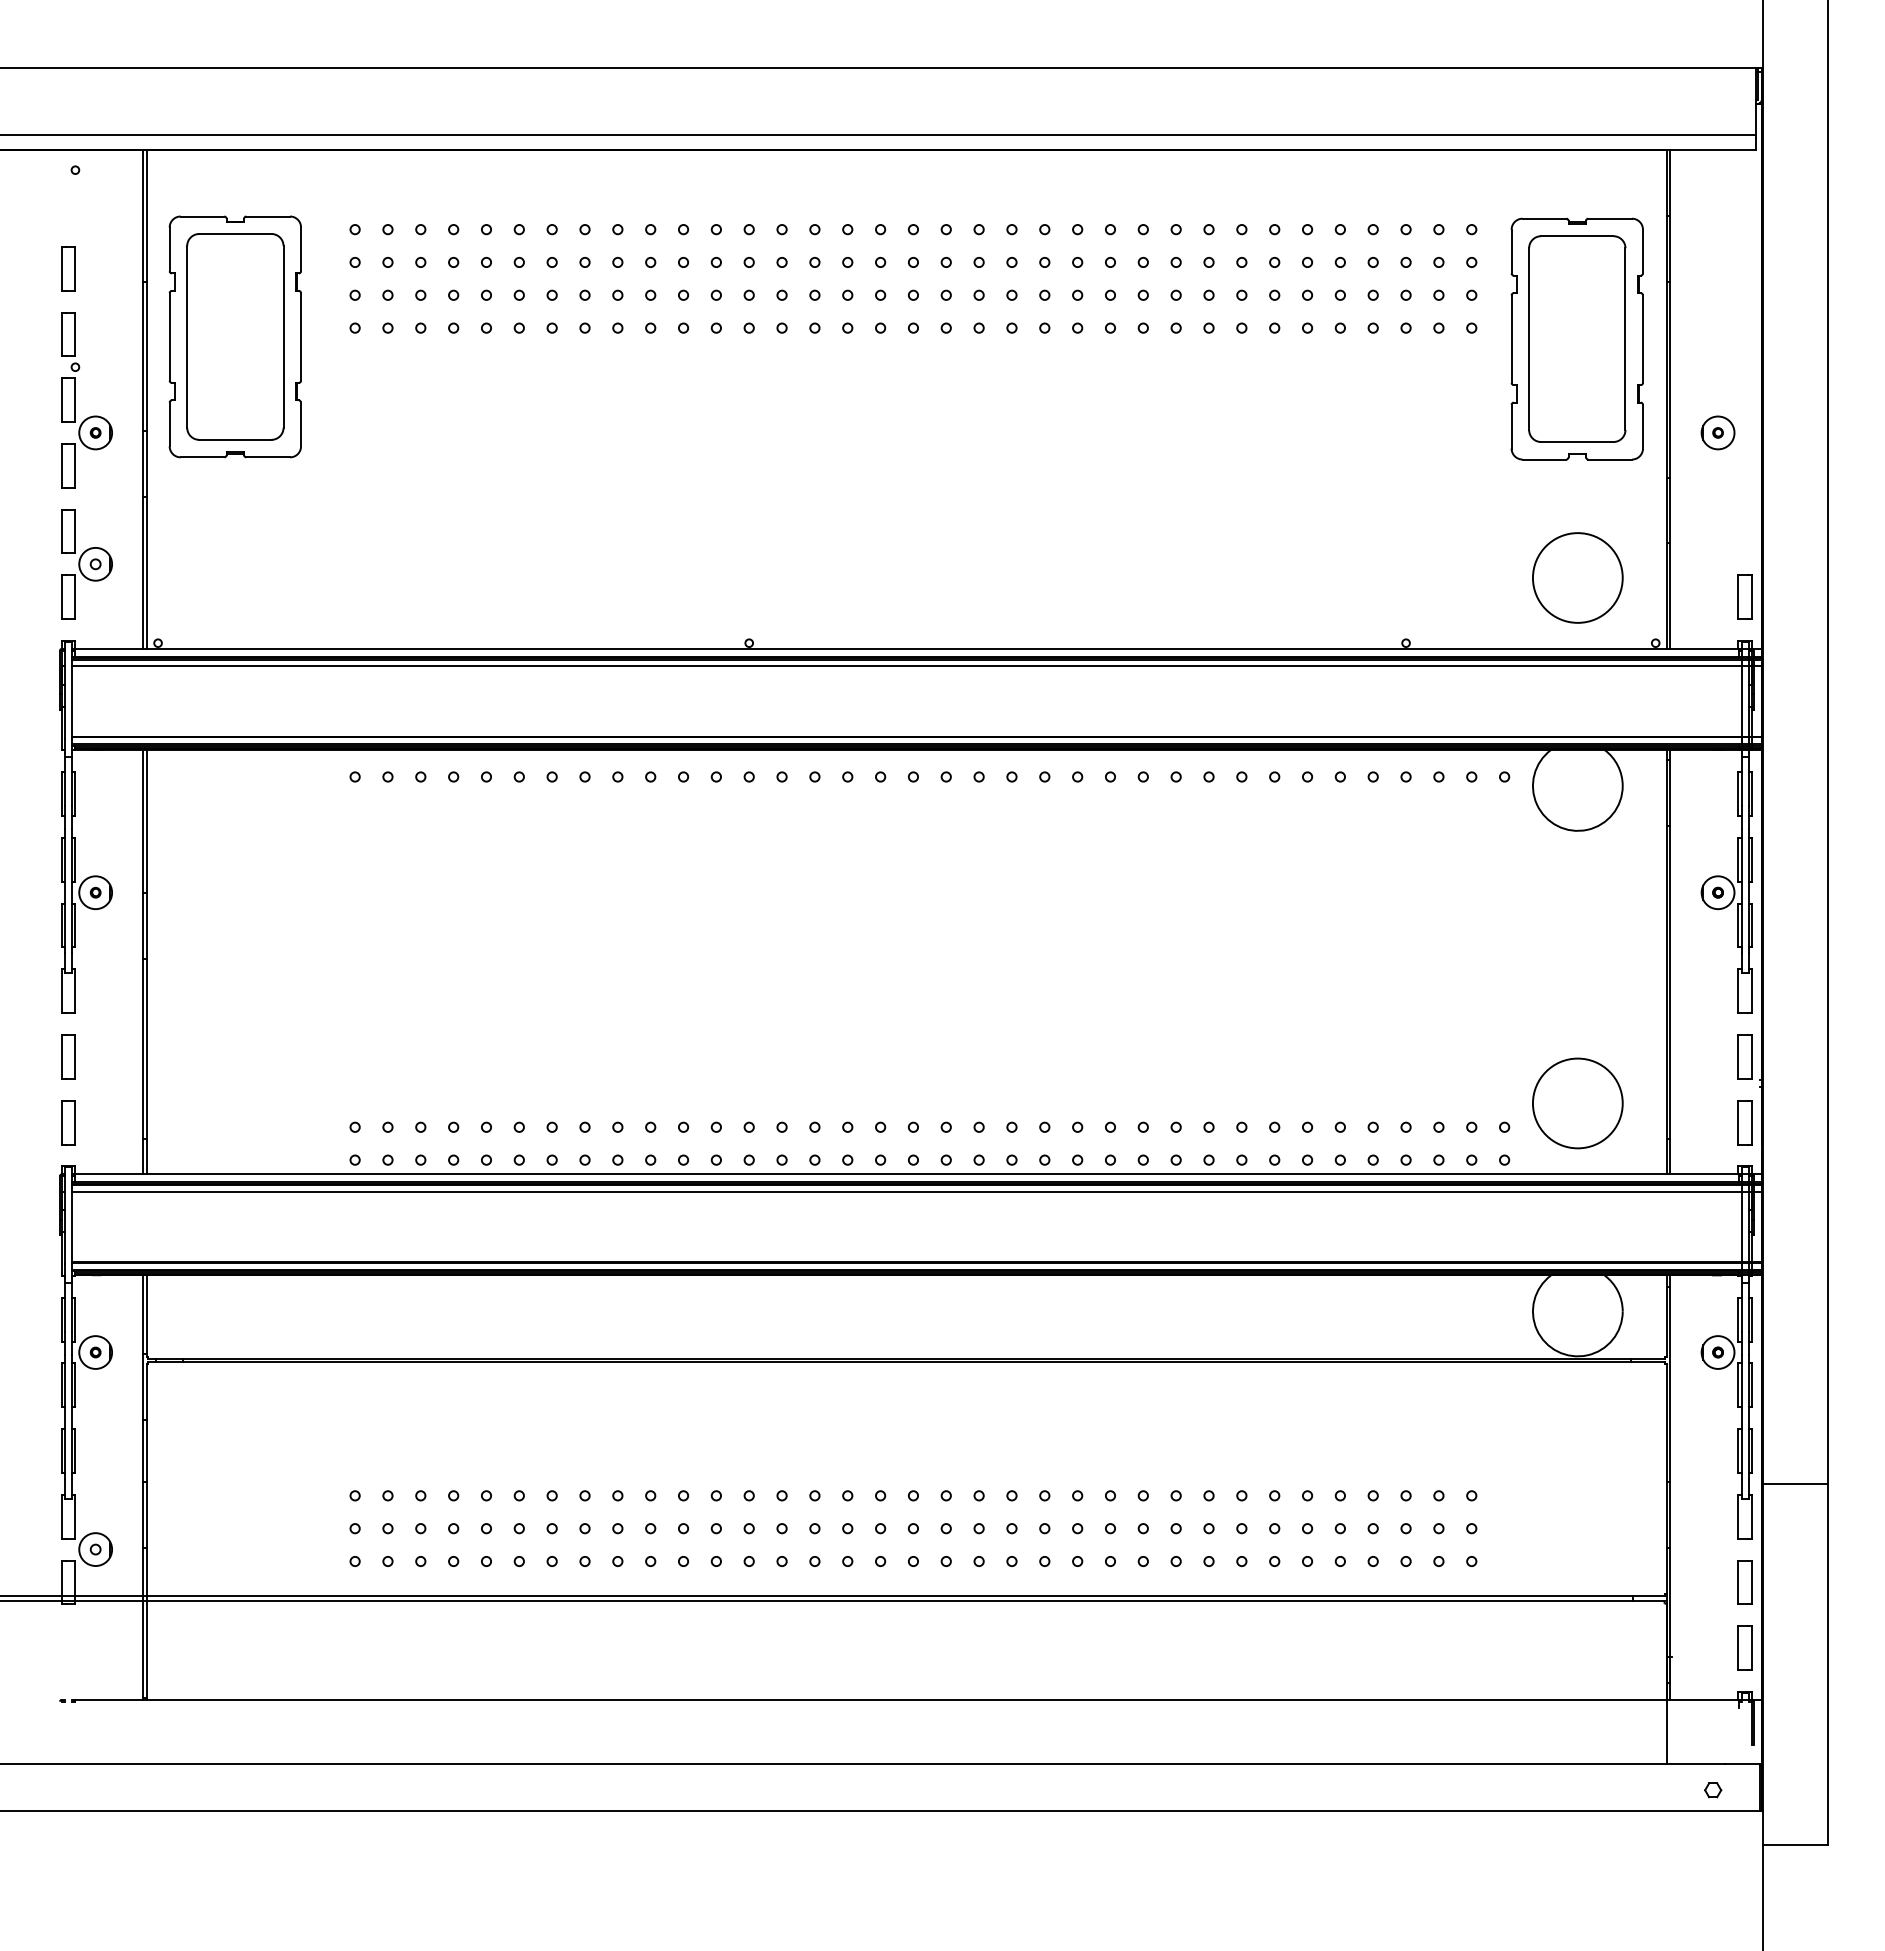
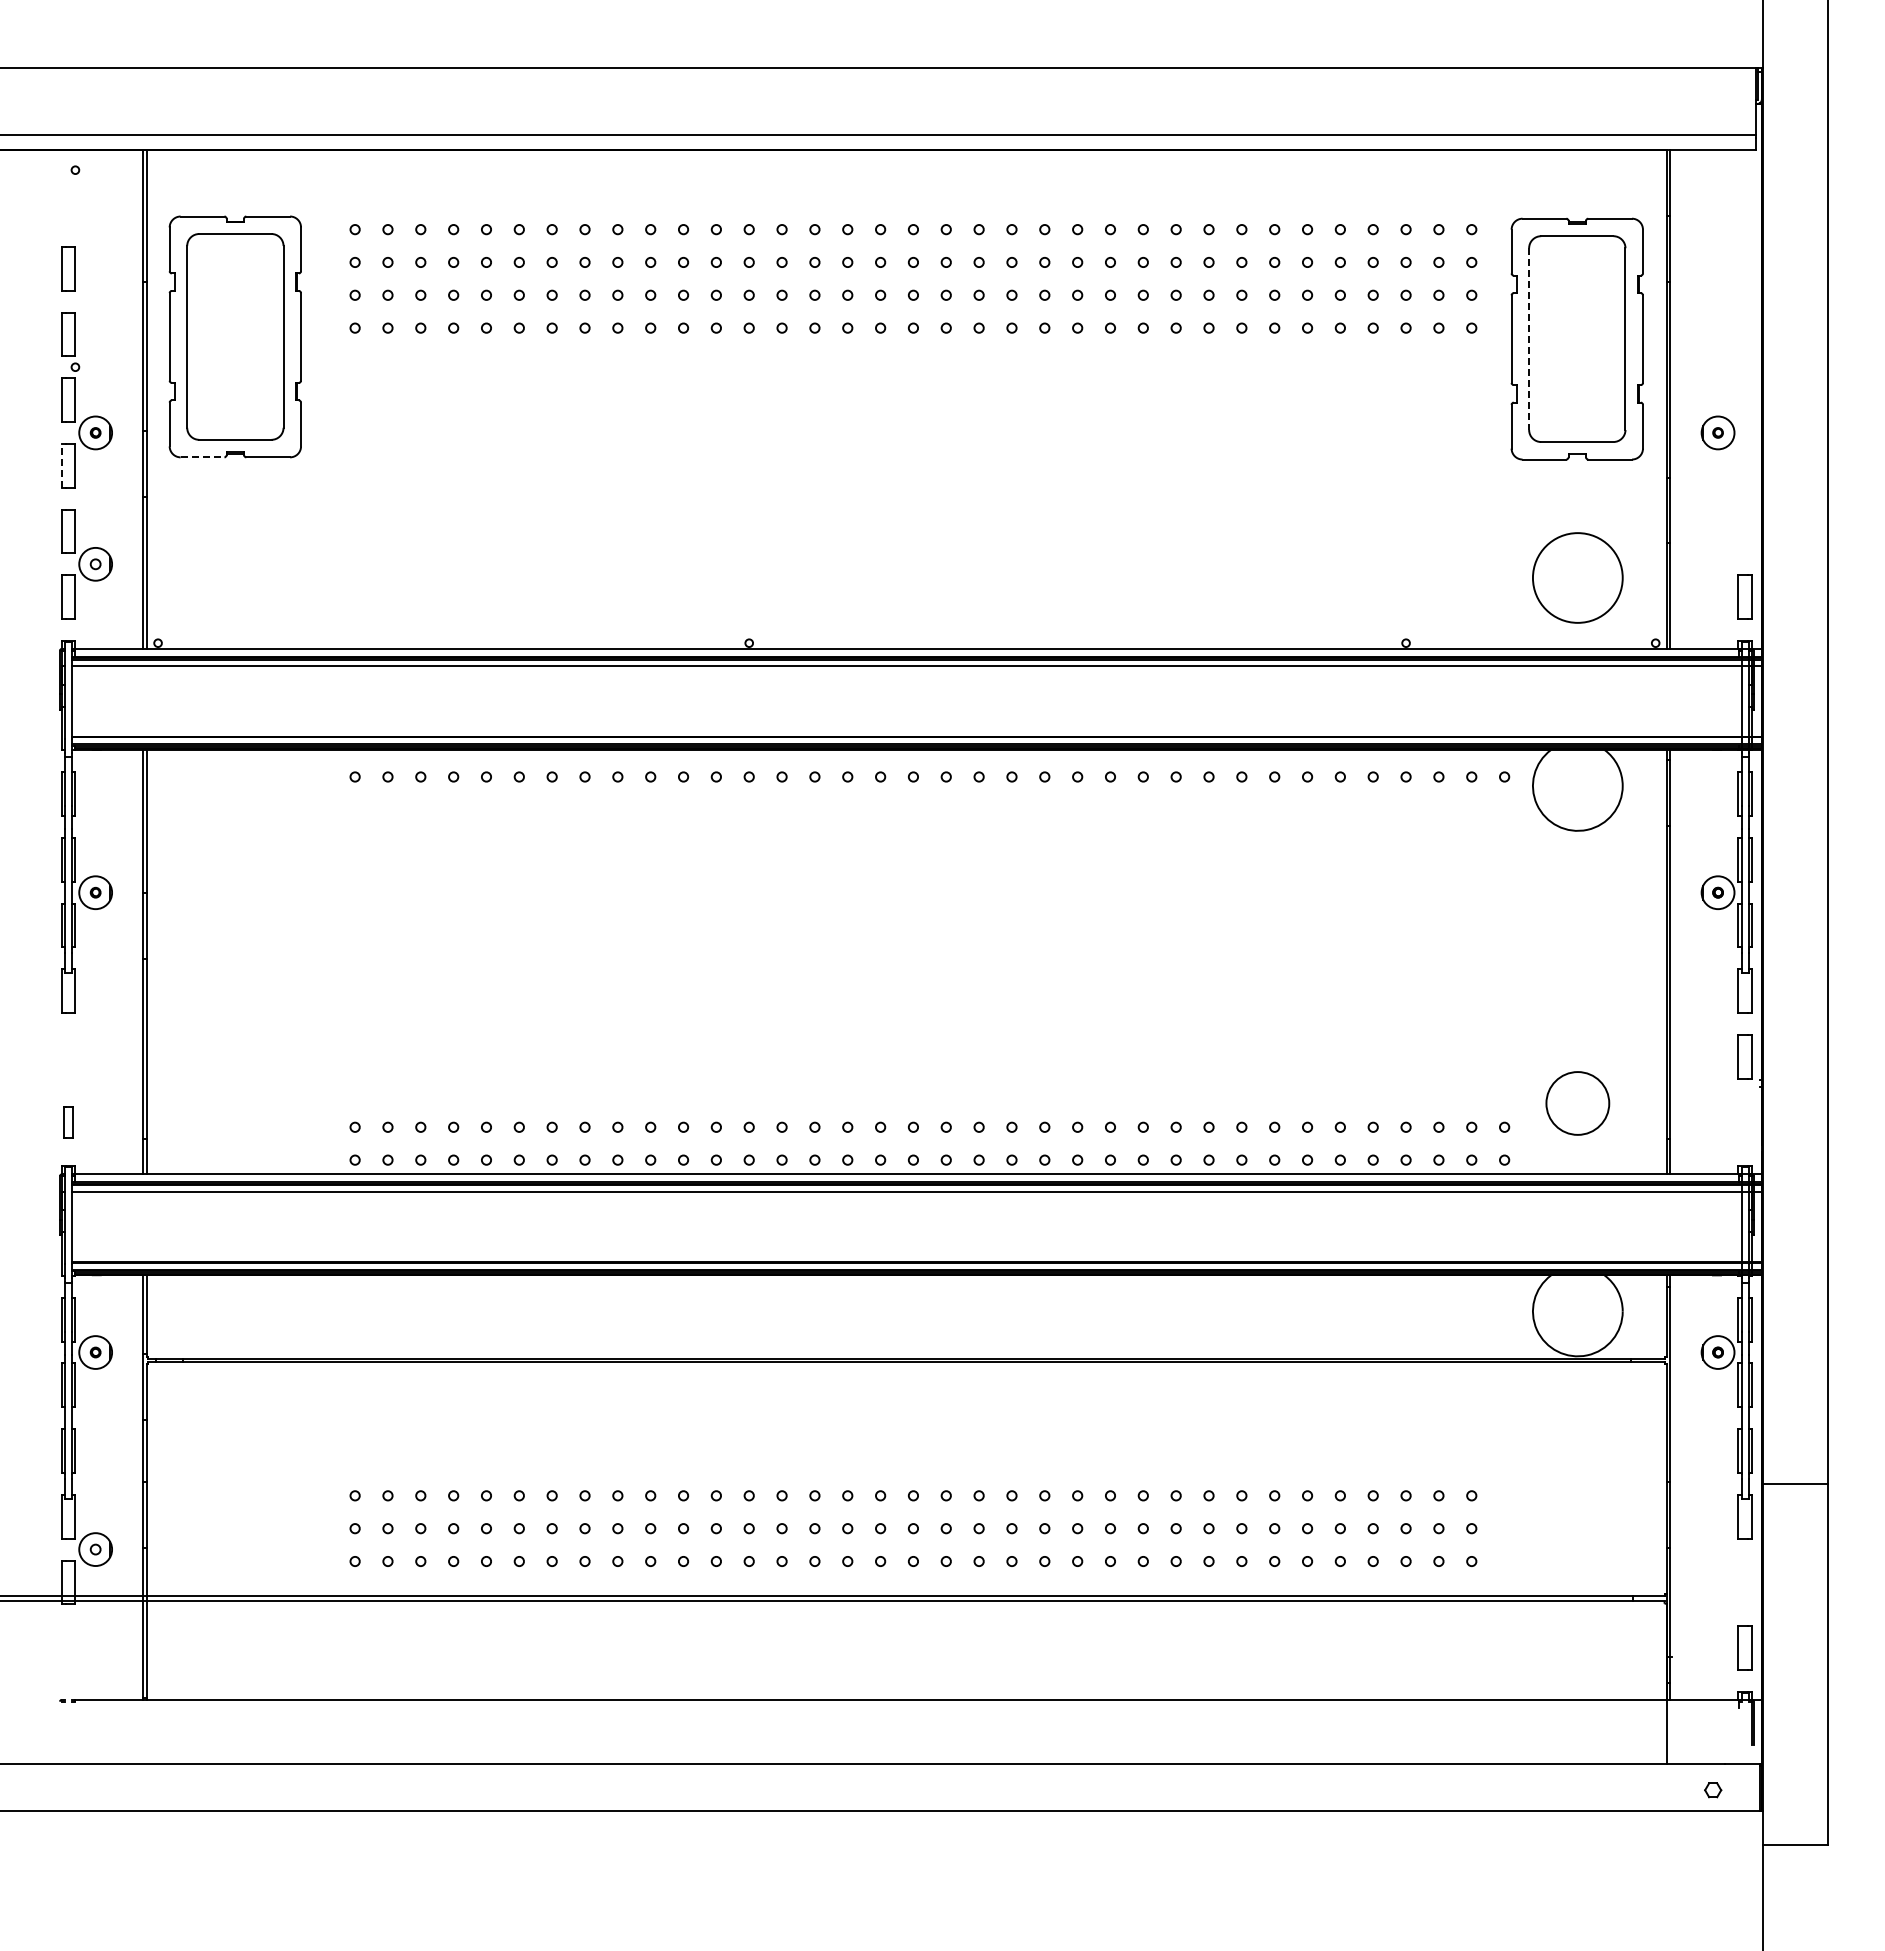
line: solid -> dashed (1529, 339)
line: solid -> dashed (202, 457)
line: solid -> dashed (62, 465)
part: present -> none (68, 1056)
circle diameter: 90 px -> 63 px (1577, 1103)
part size: 15x46 px -> 11x33 px (68, 1122)
part: present -> none (1744, 1122)
part: present -> none (1744, 1582)
